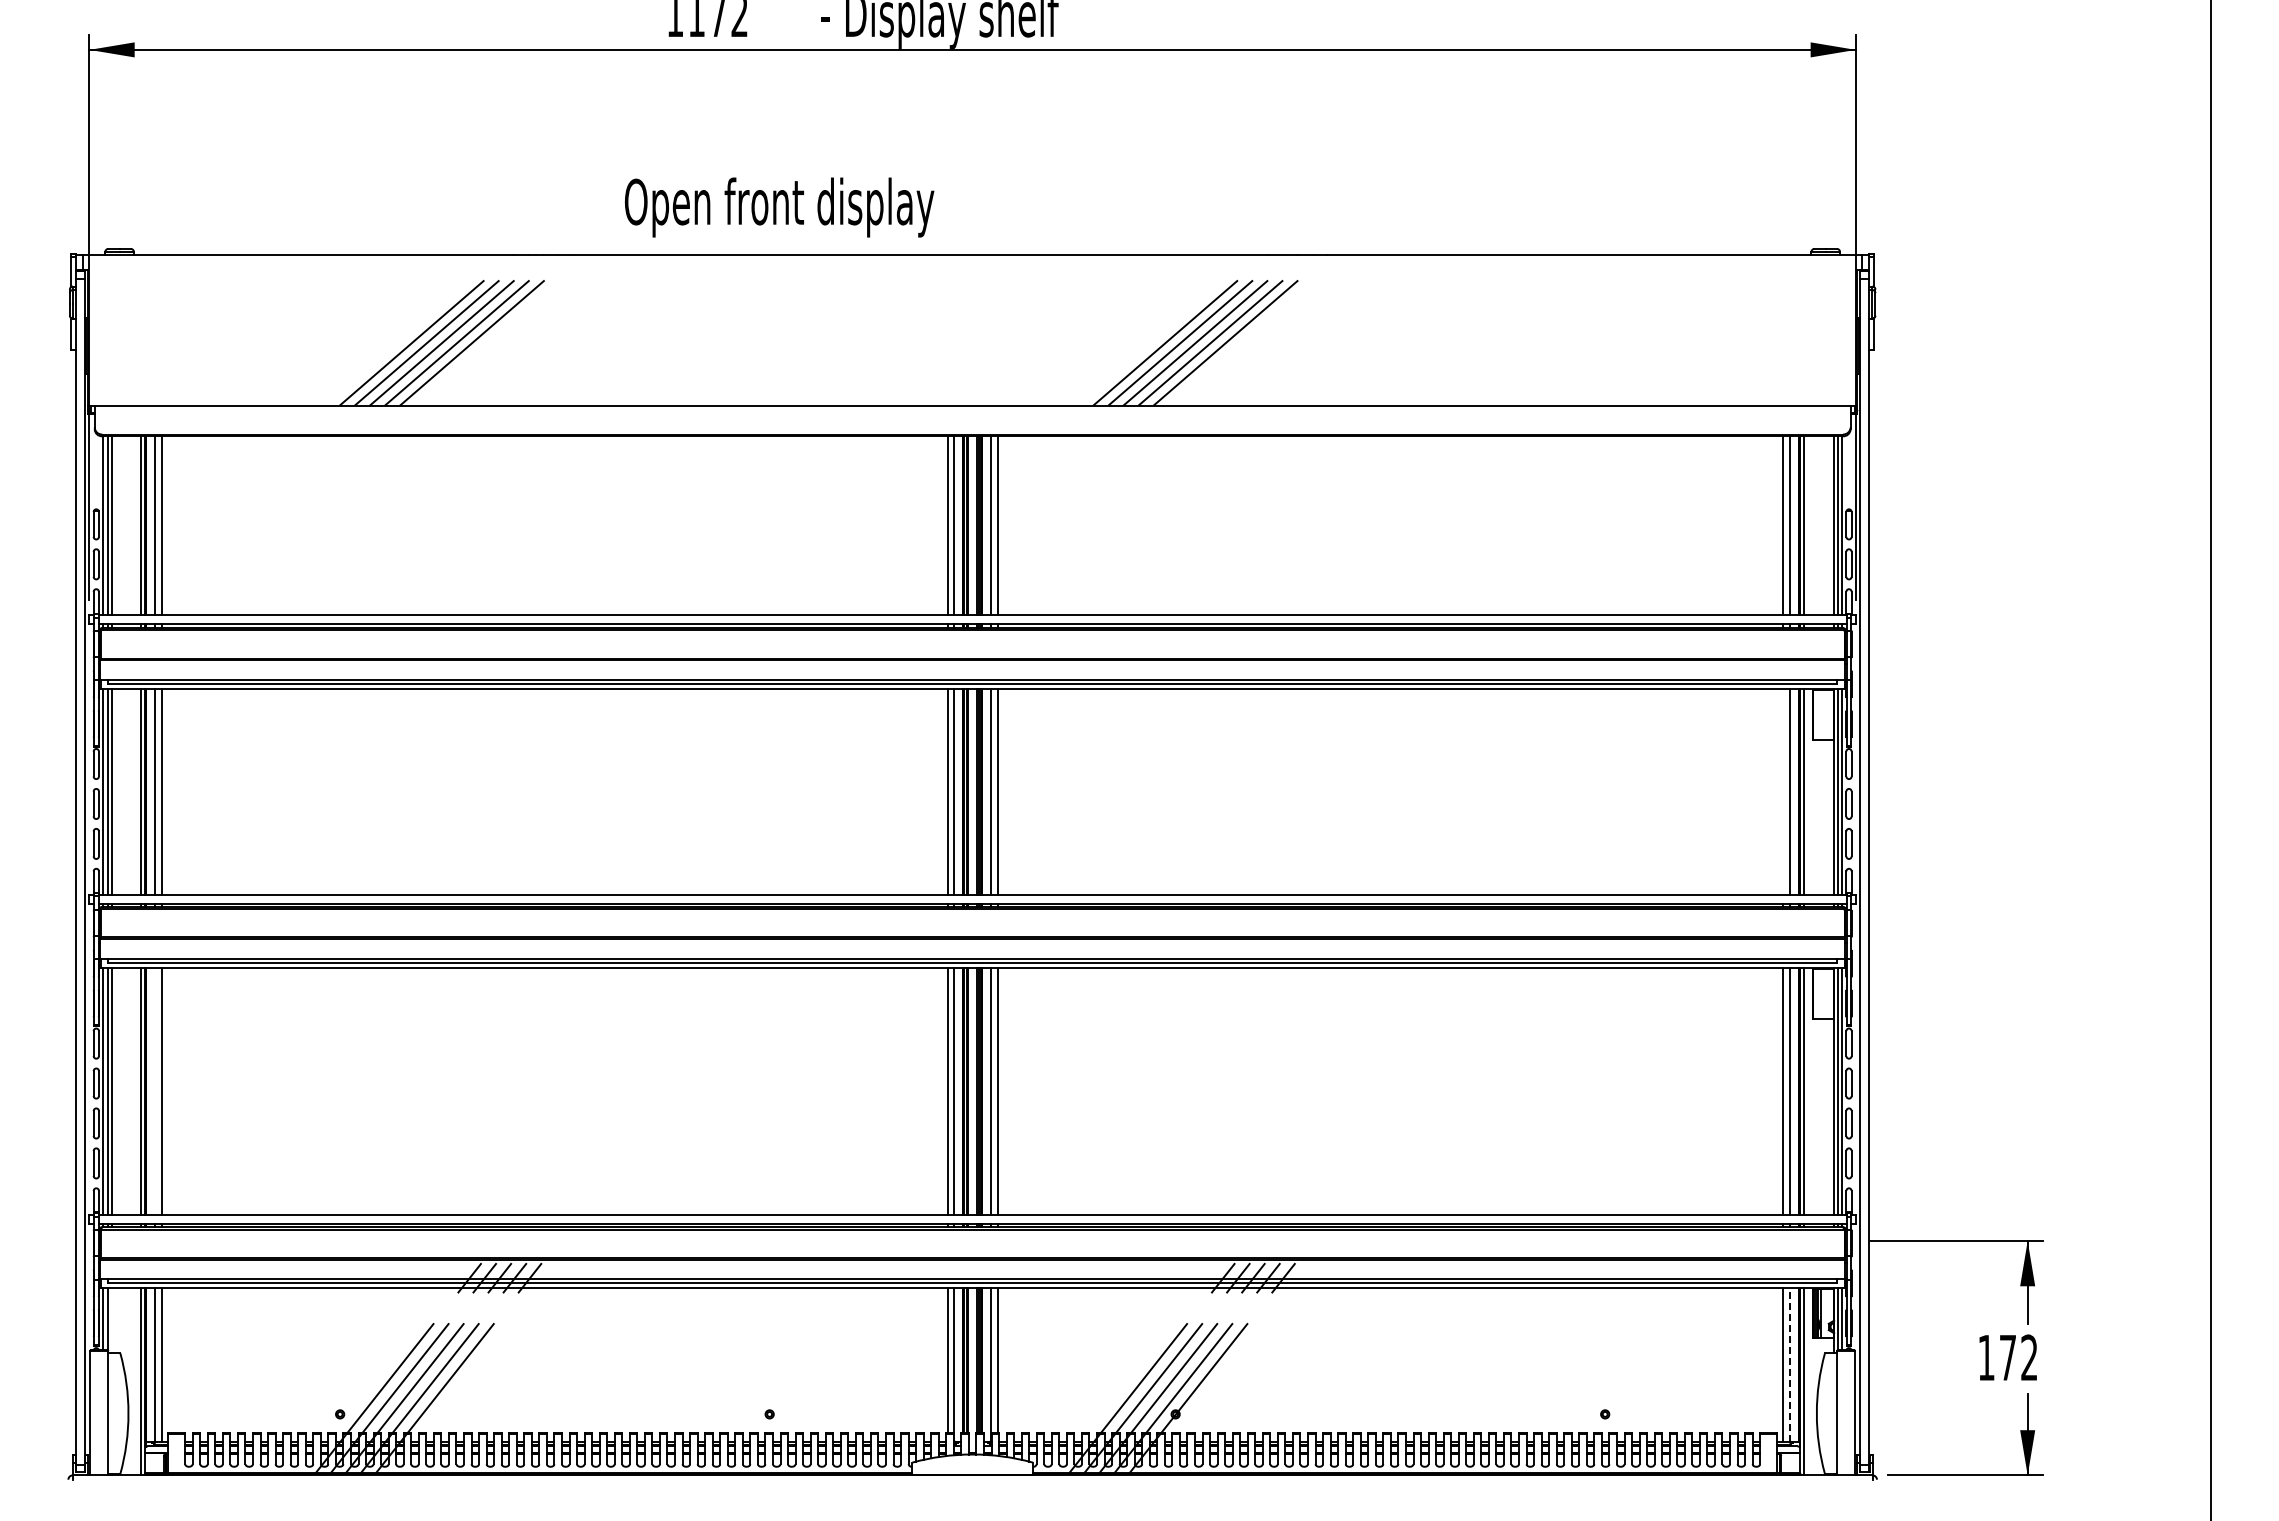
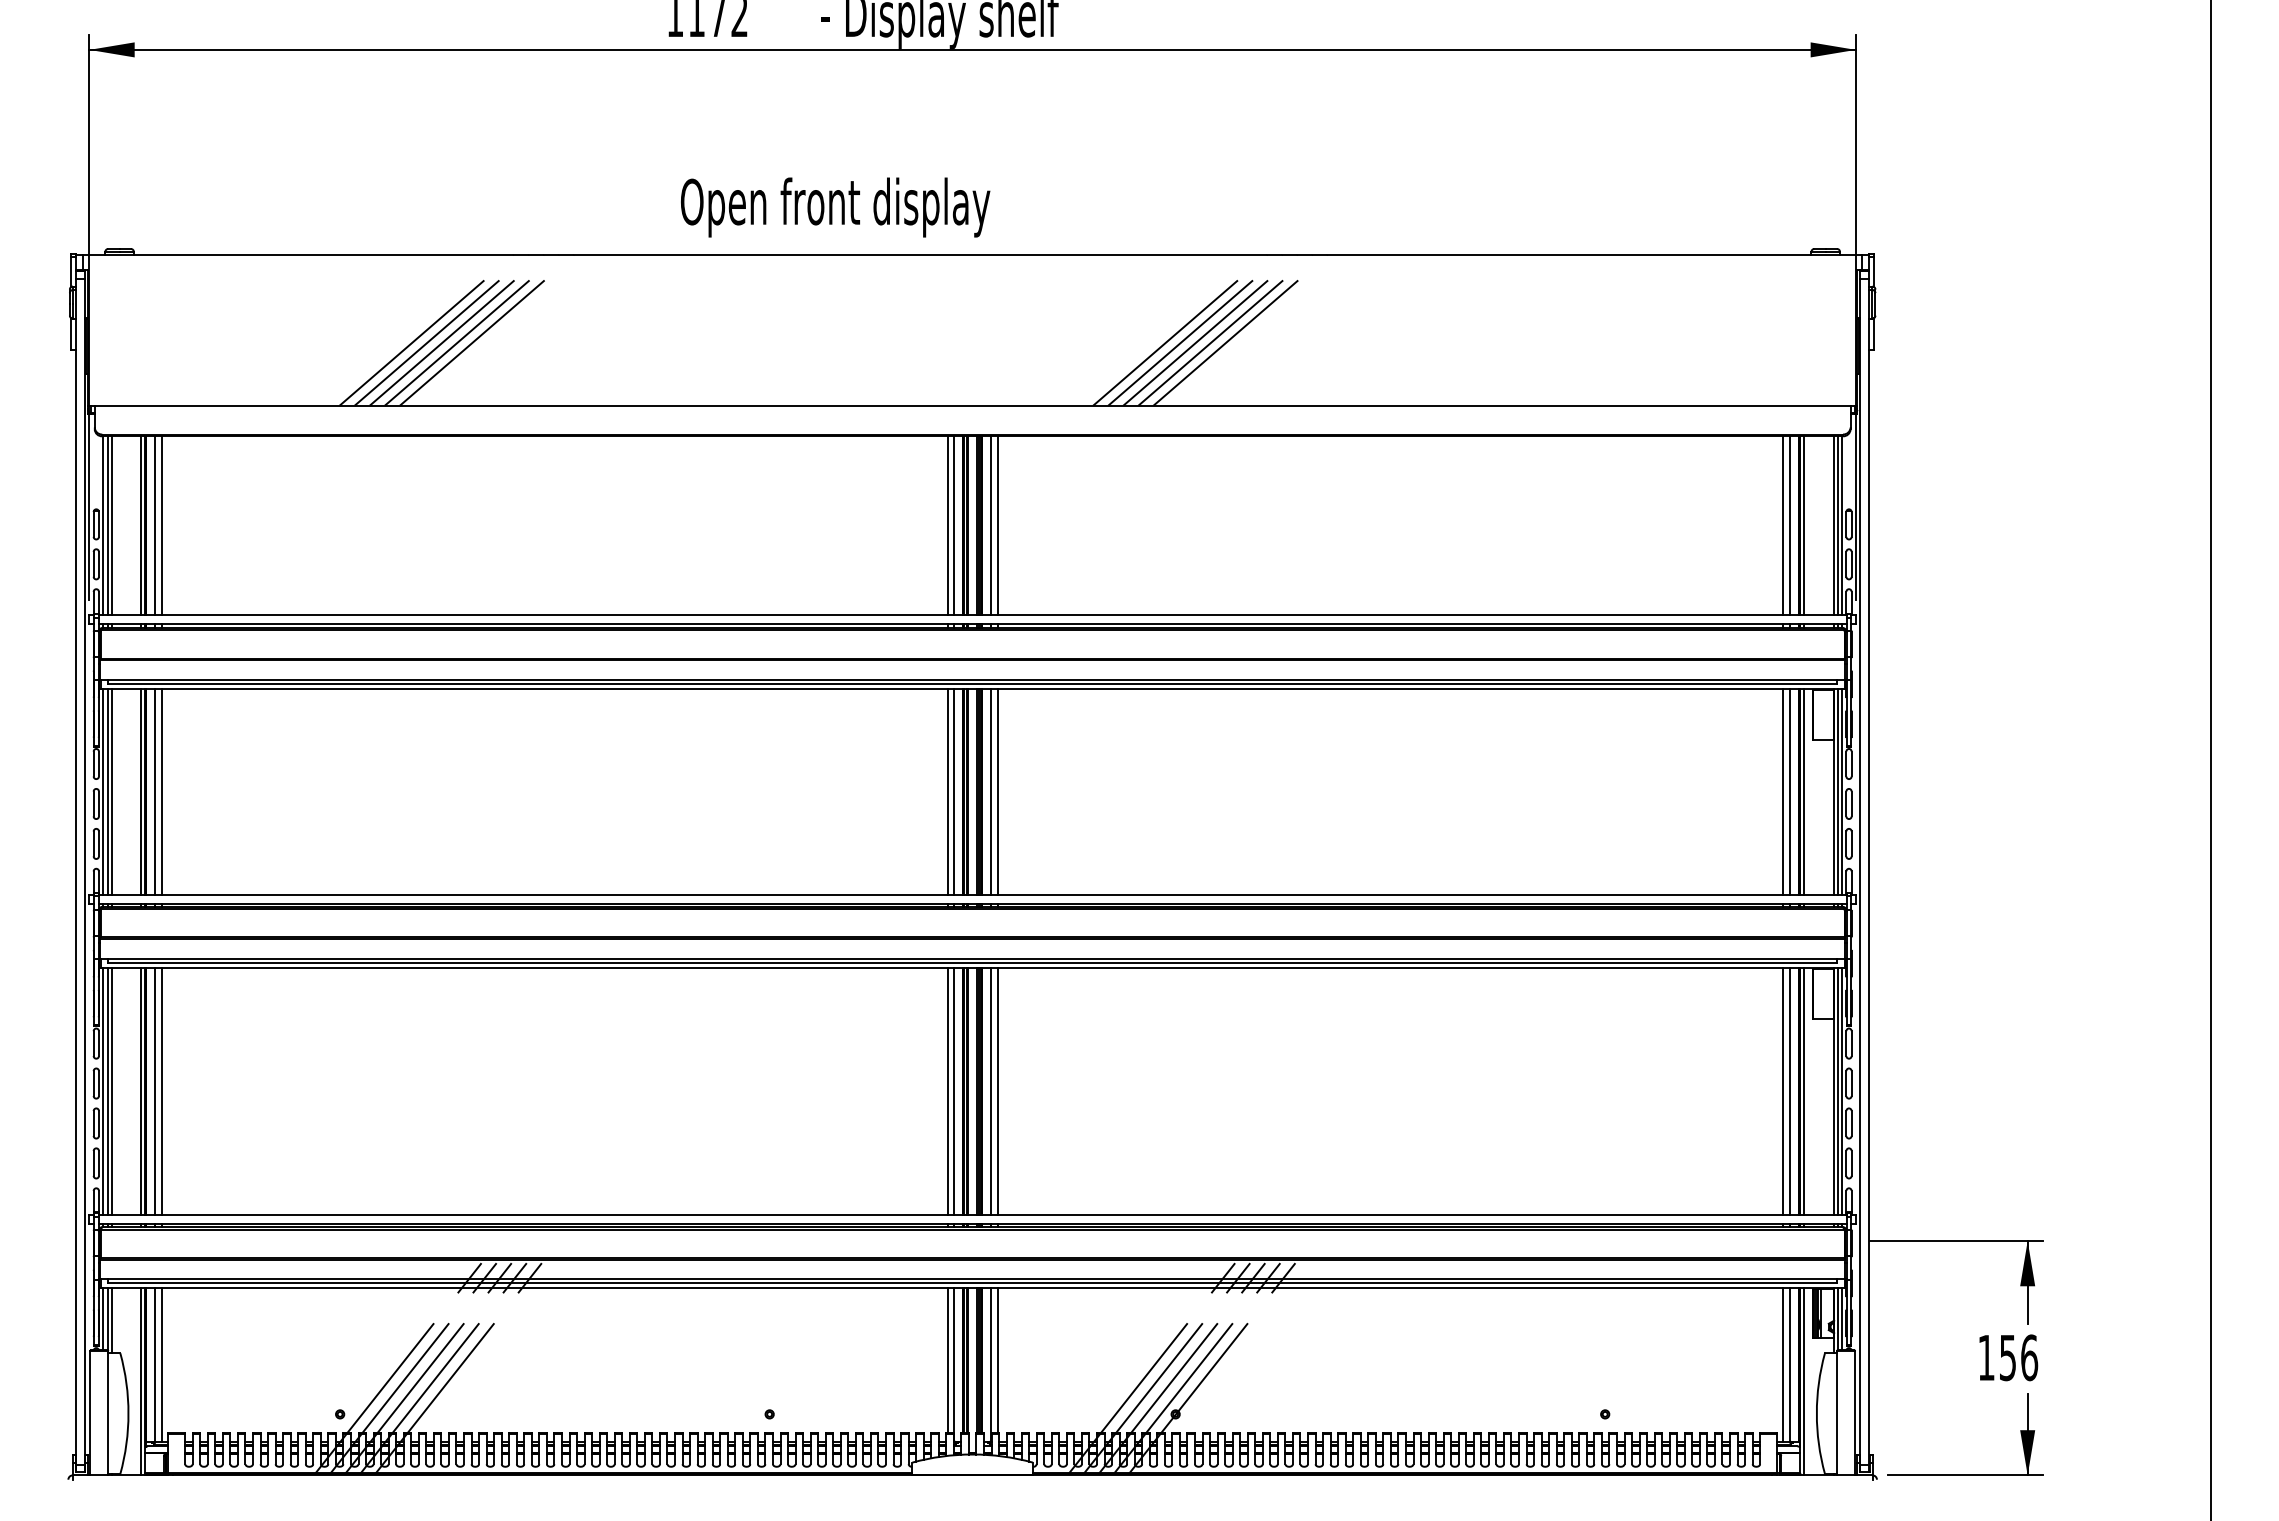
text position: (779, 207) -> (835, 207) (835, 207)
line: none -> present (1783, 791)
line: none -> present (155, 1091)
line: none -> present (111, 1320)
text: 172 -> 156 (2019, 1357)
line: dashed -> solid (1789, 1364)
